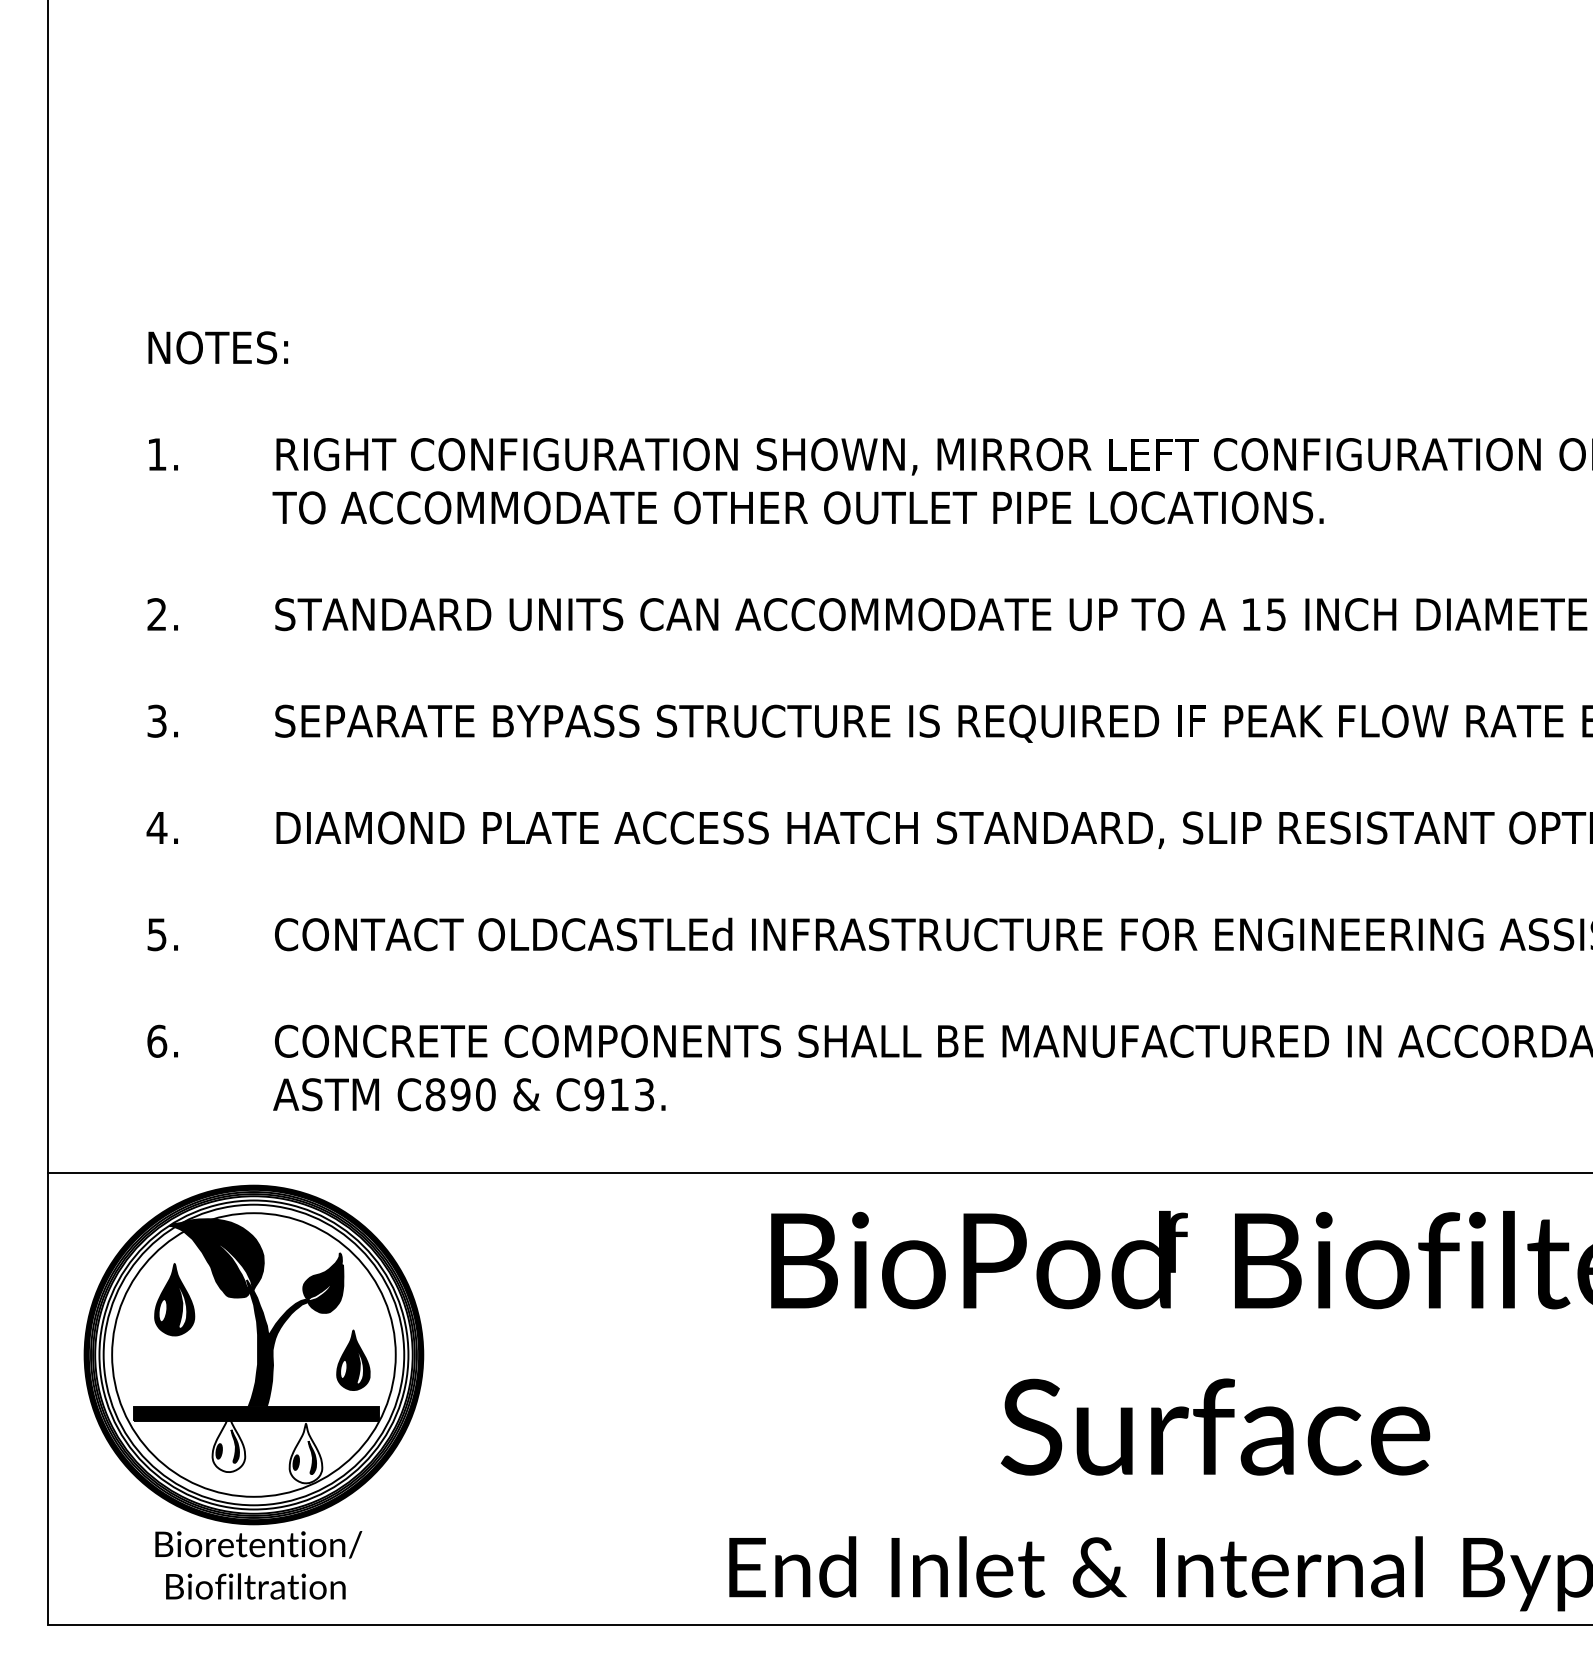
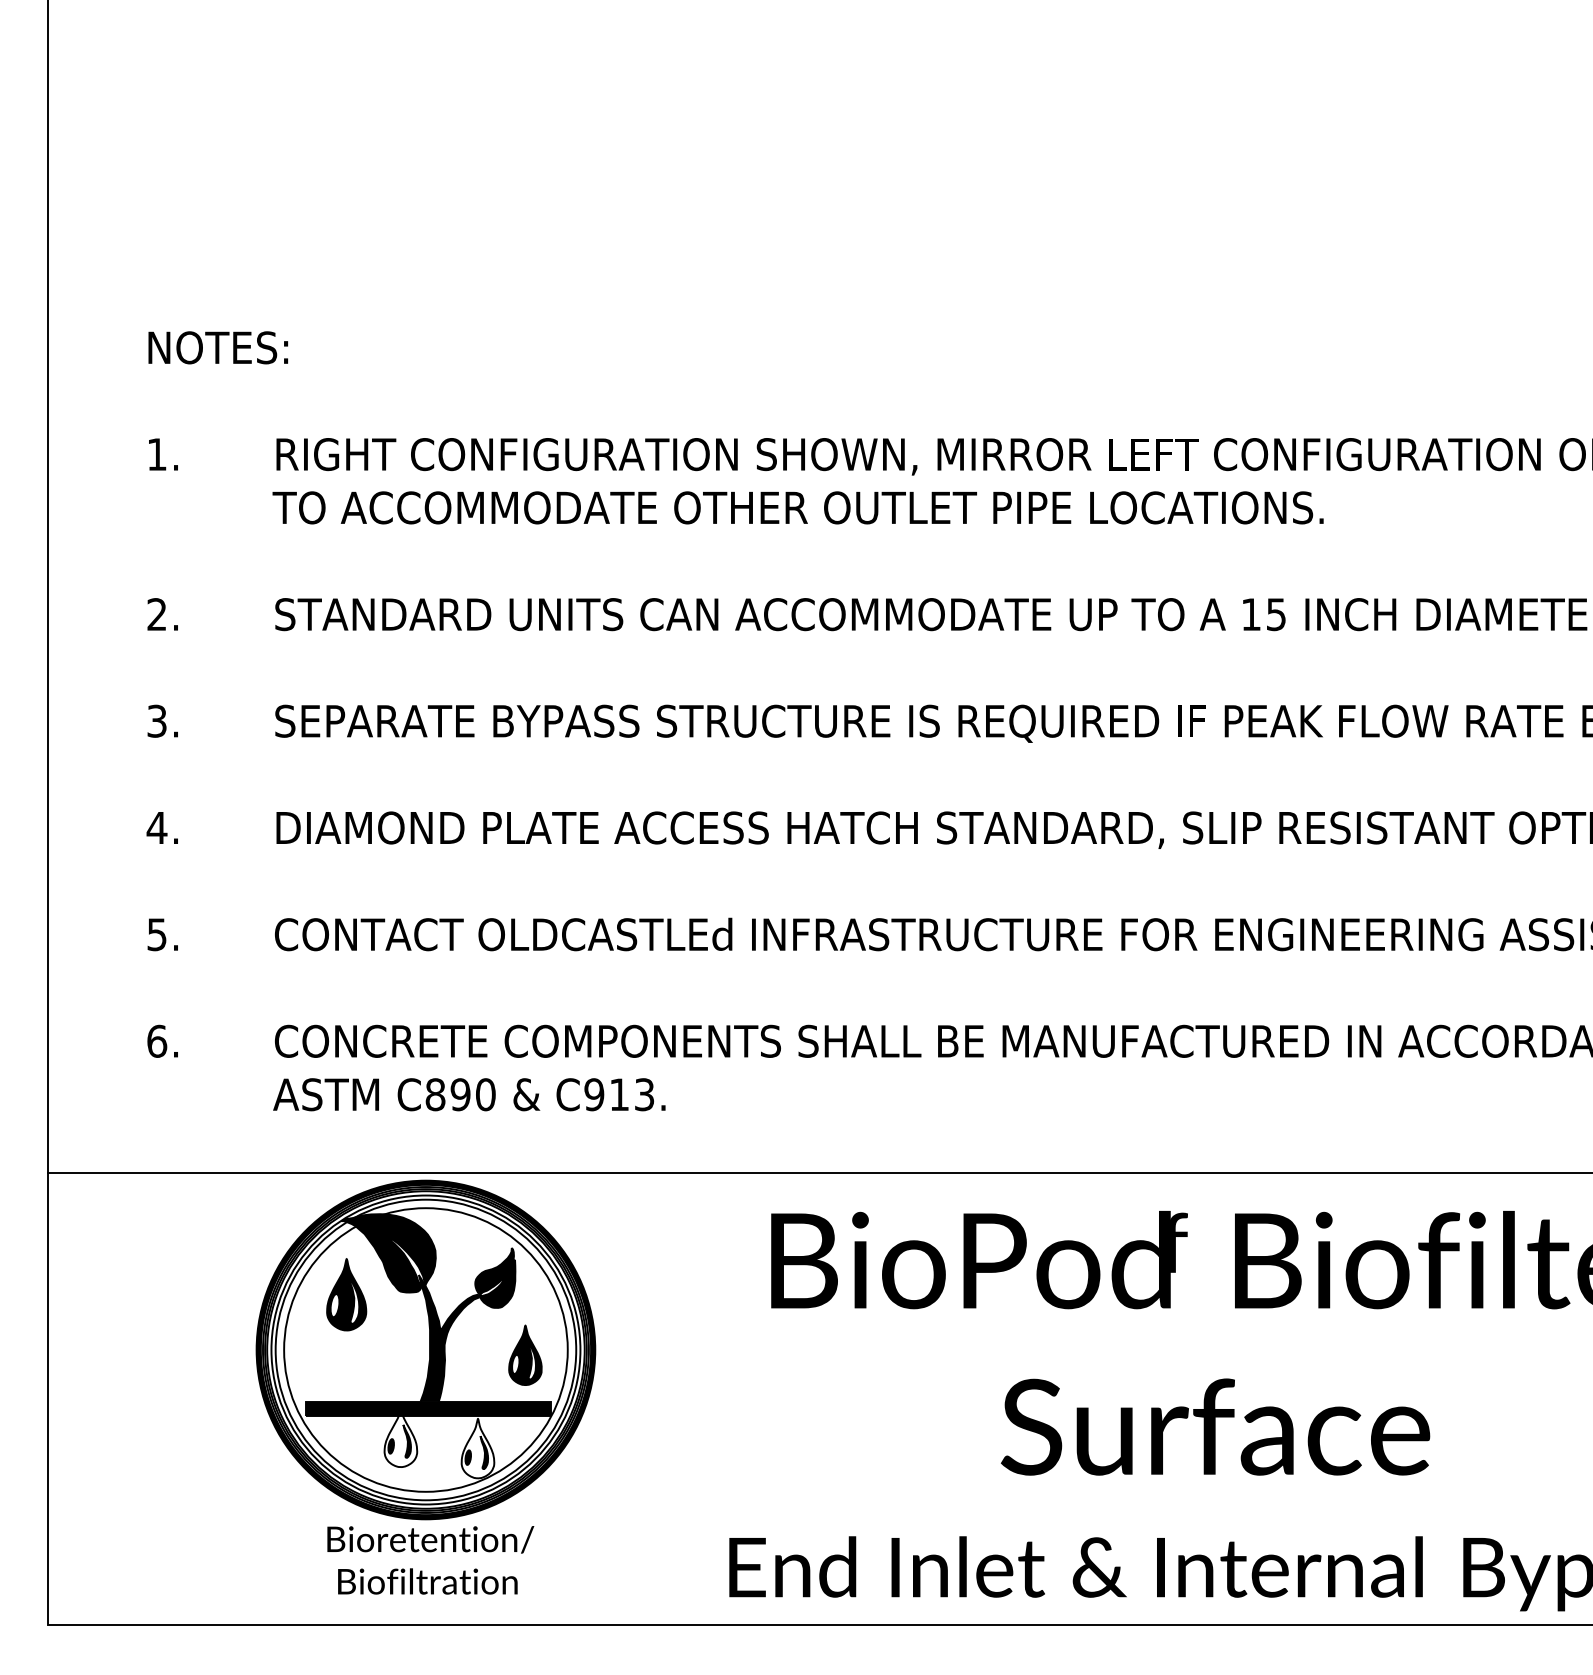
part position: (253, 1391) -> (425, 1386) (425, 1386)
